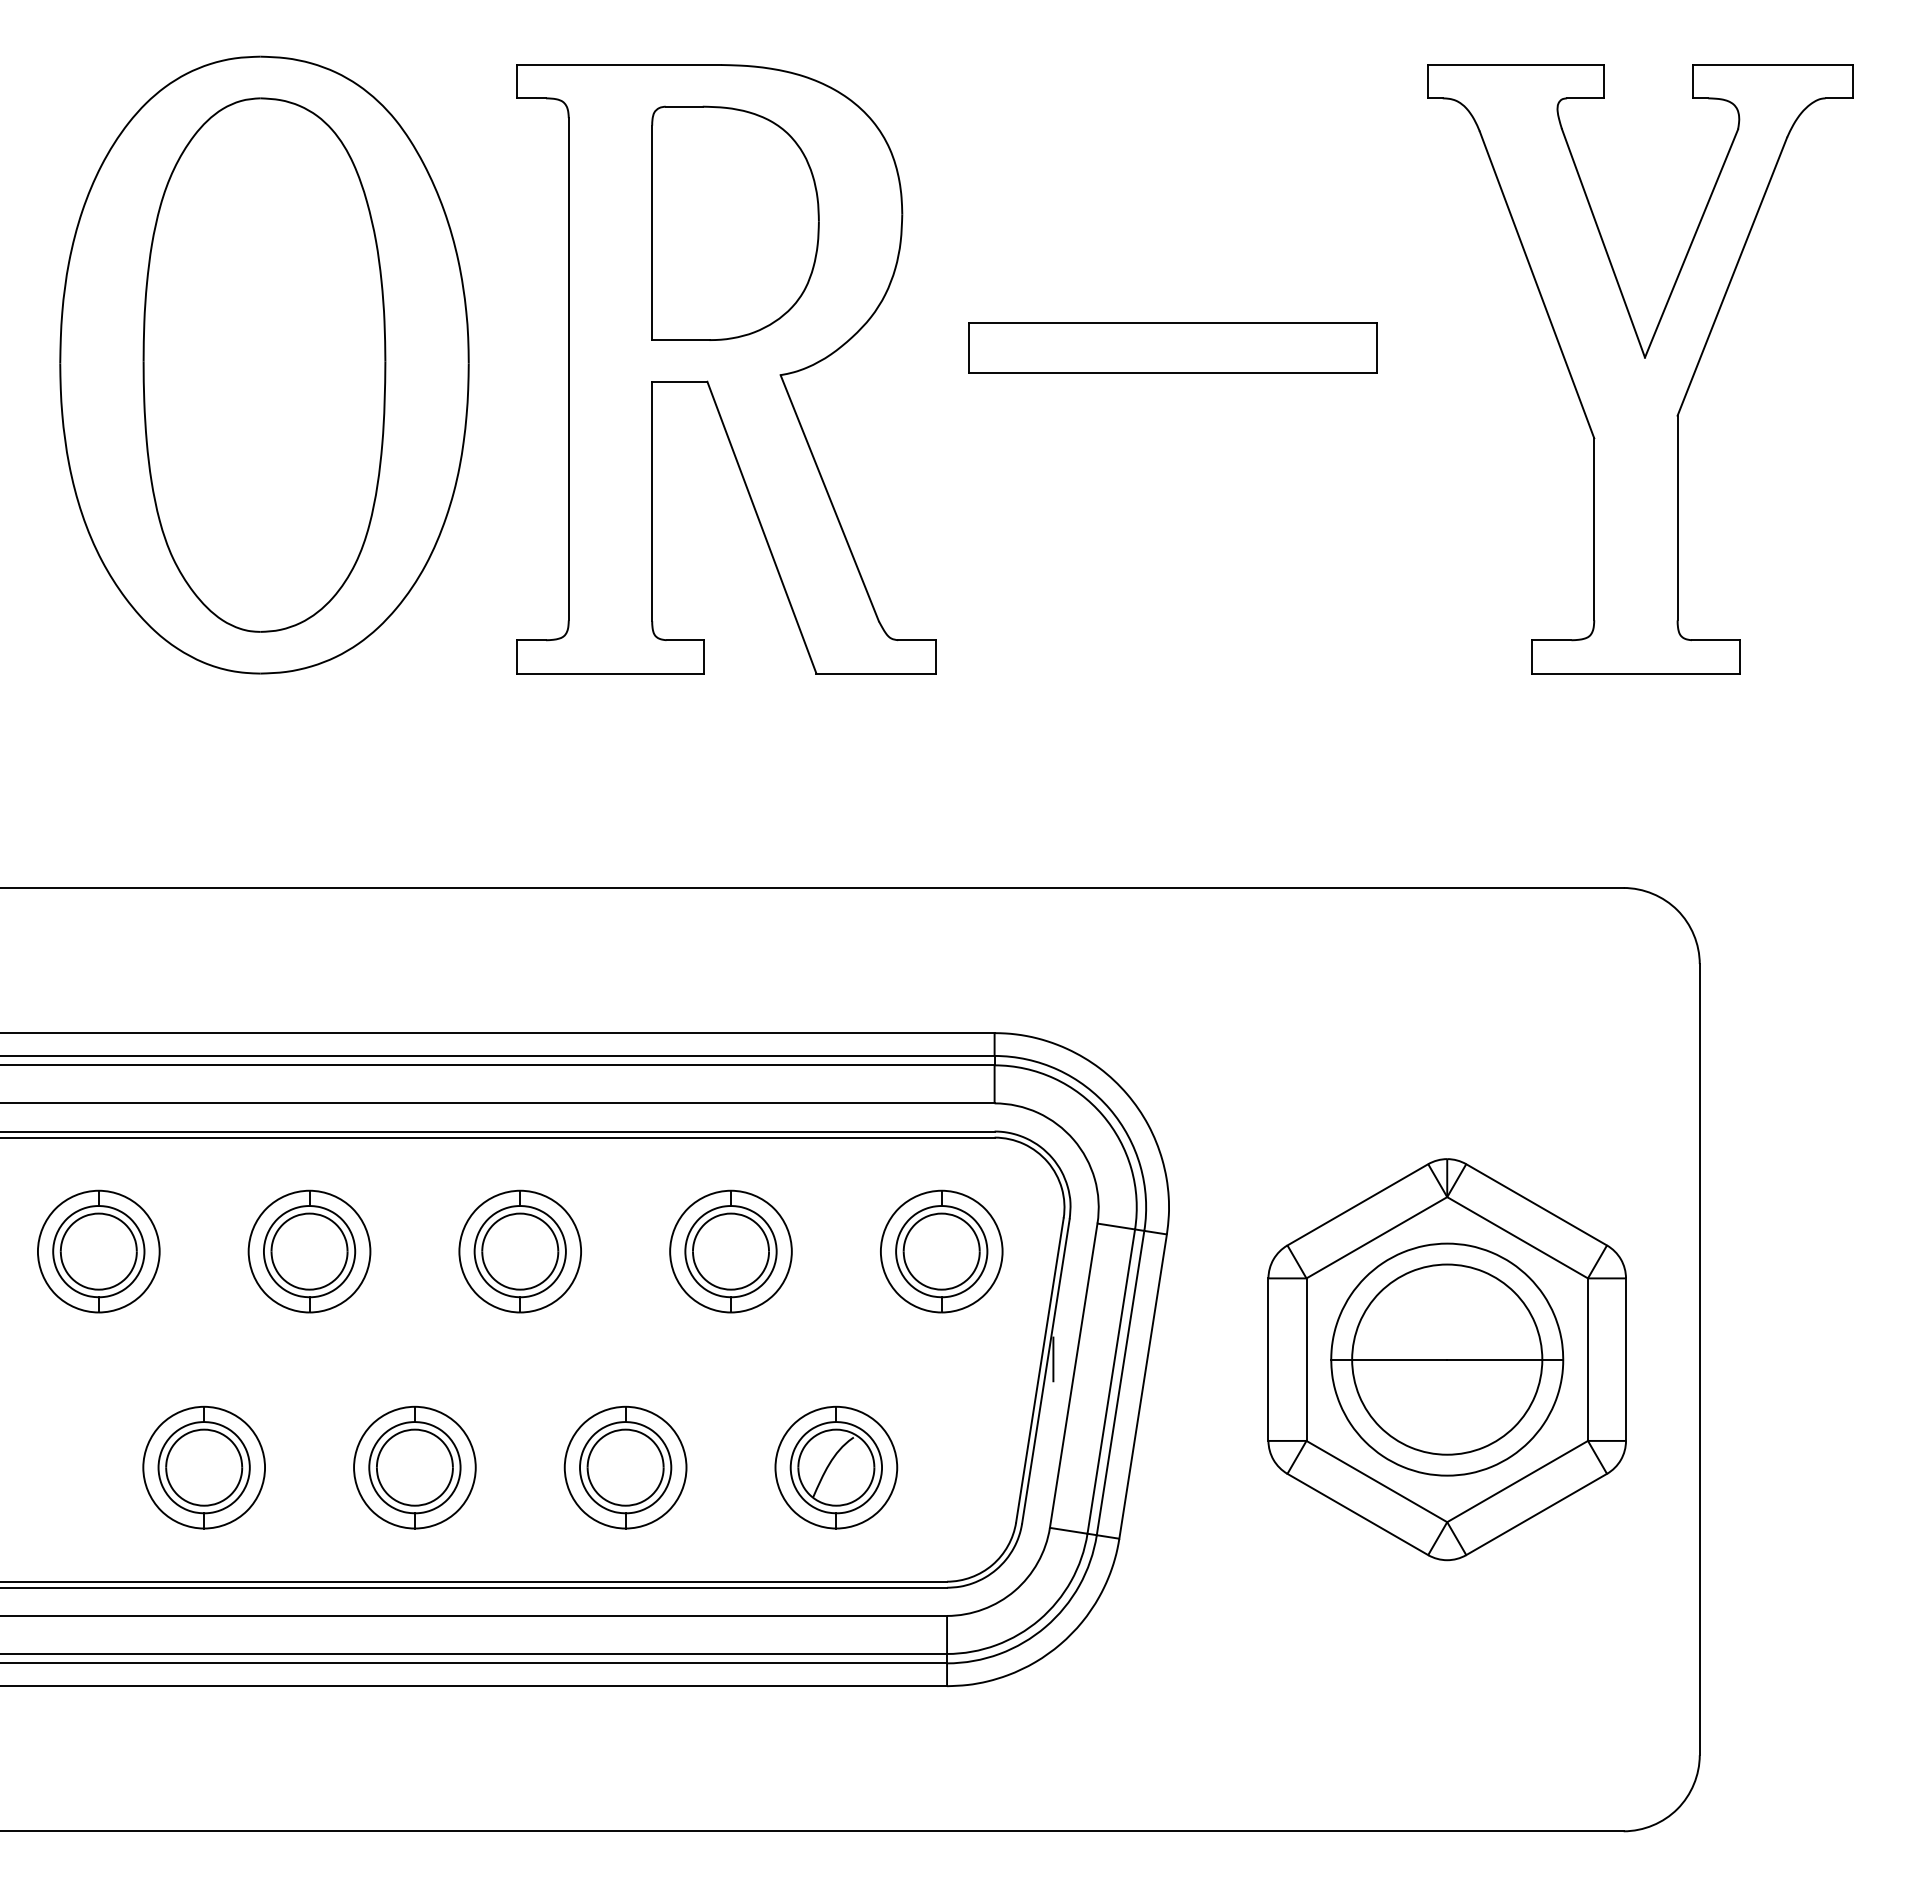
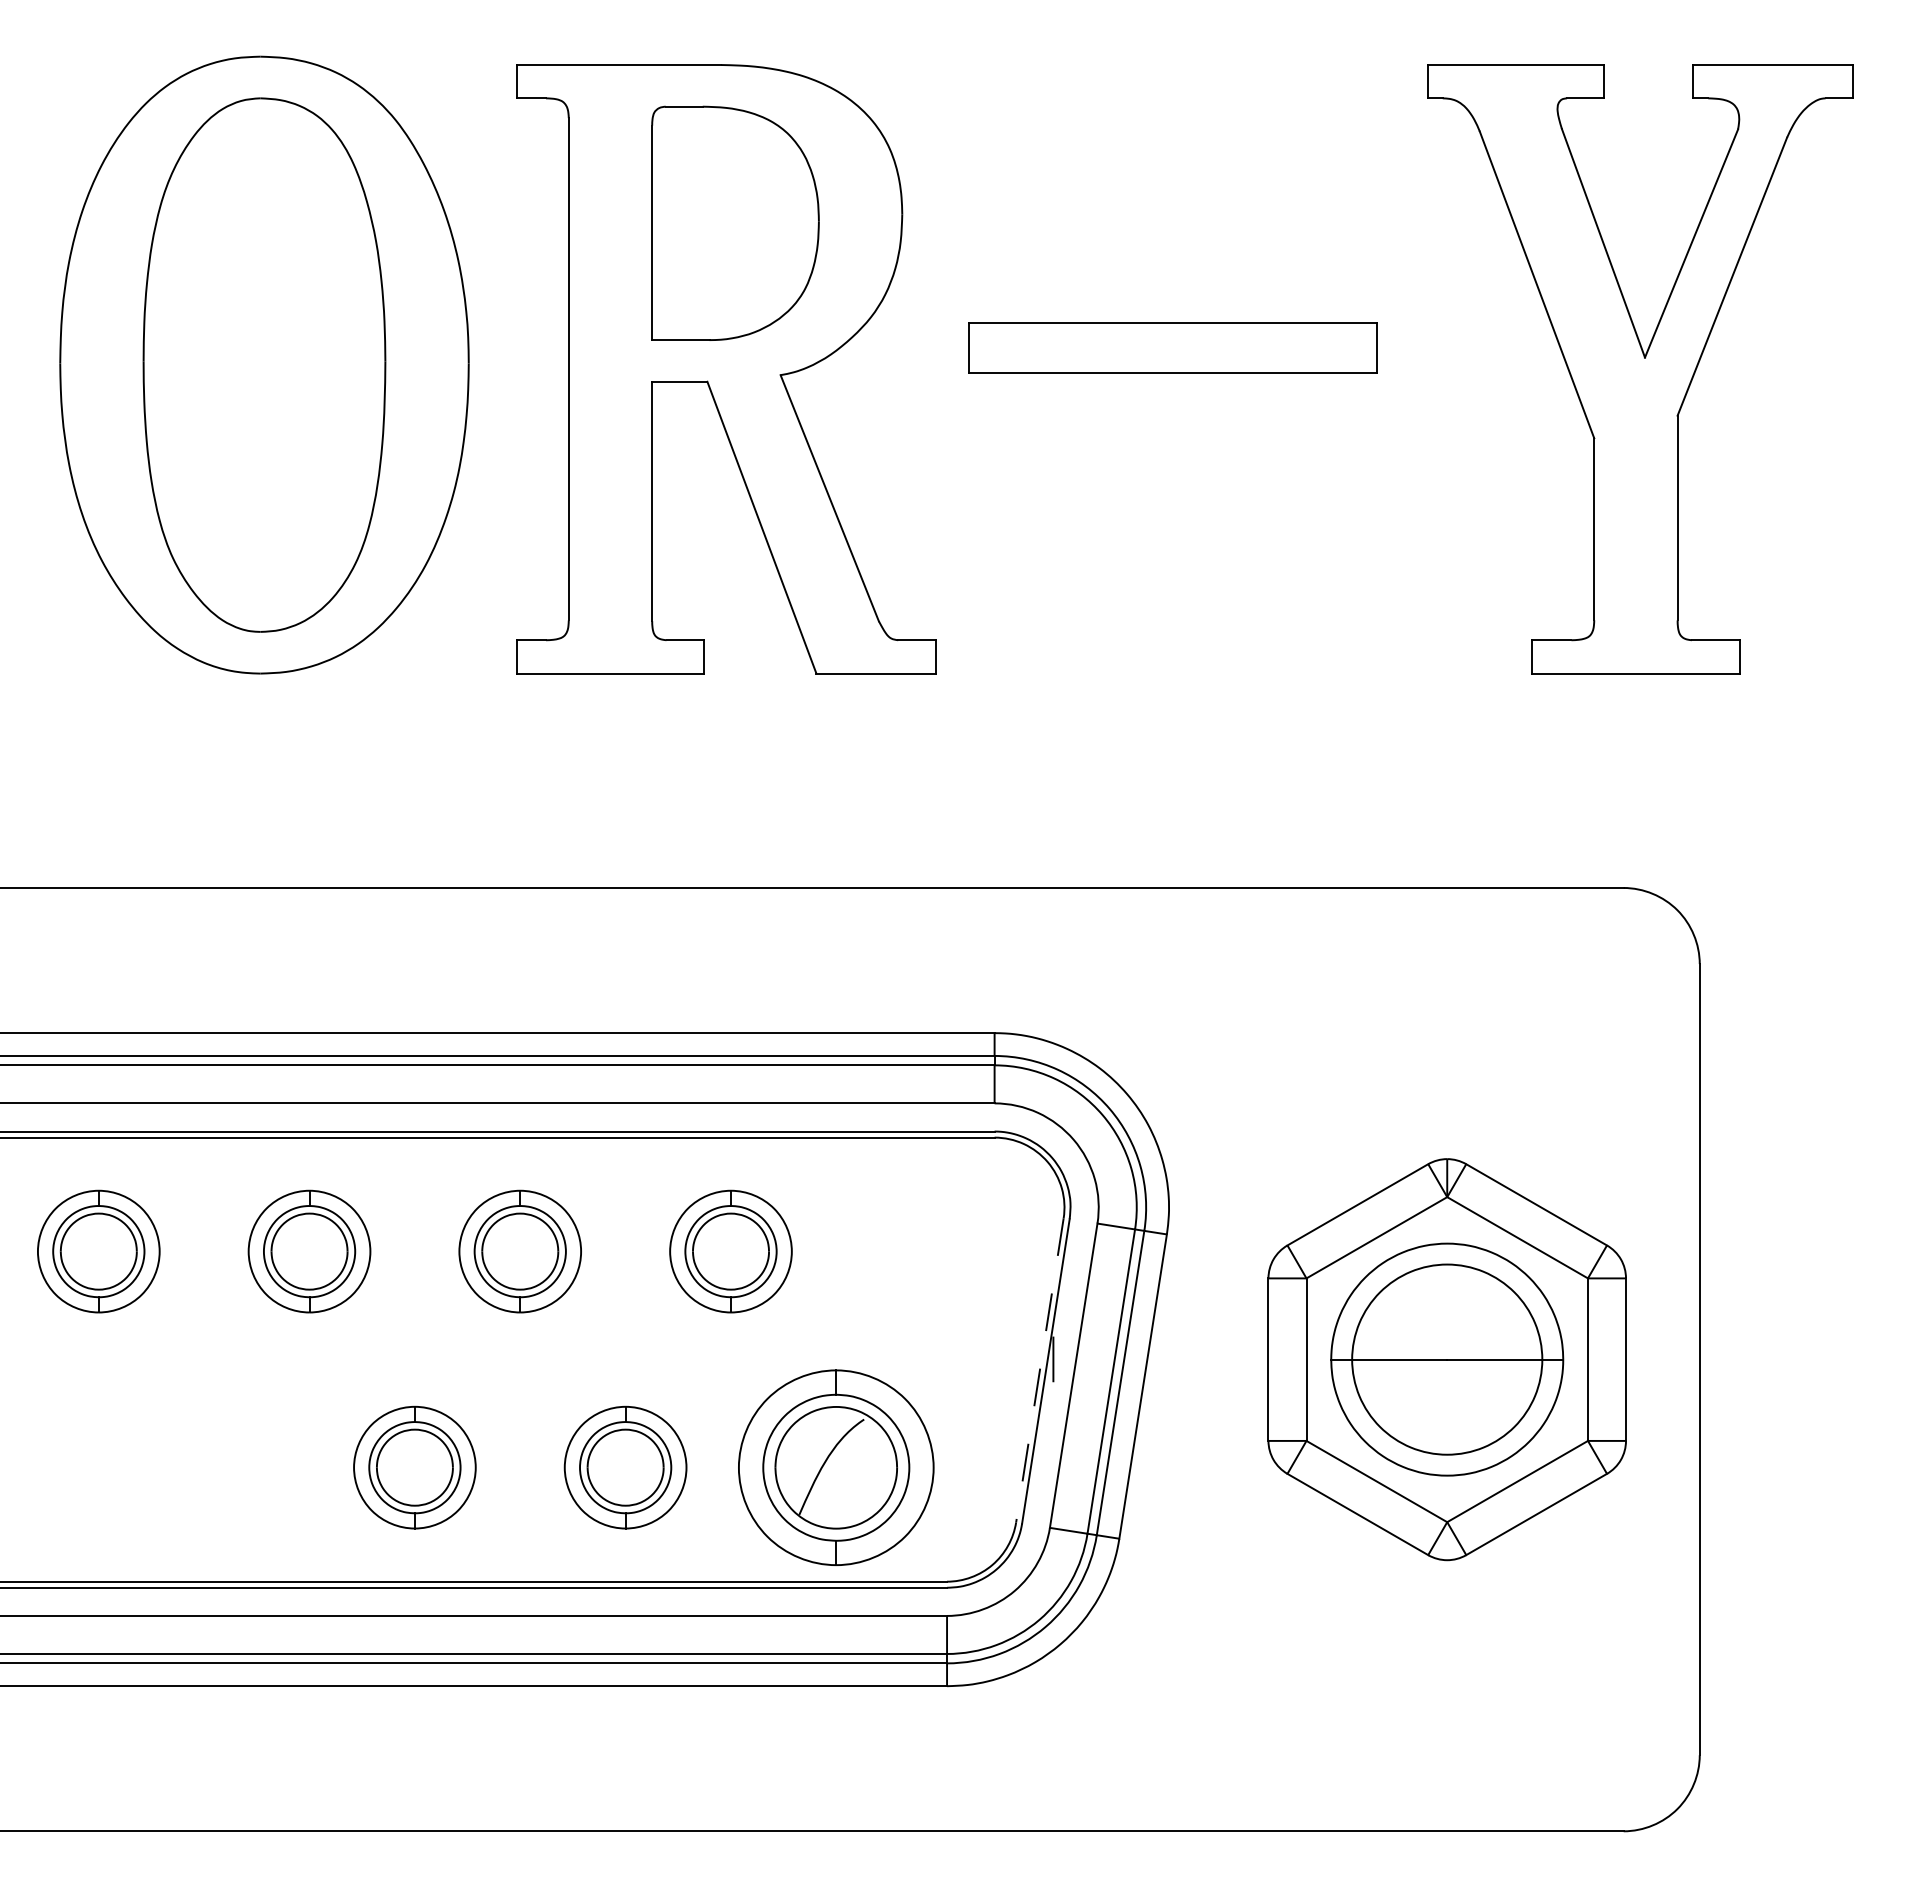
part: present -> none (941, 1251)
line: solid -> dashed (1039, 1370)
part: present -> none (203, 1467)
part size: 125x125 px -> 197x197 px (836, 1467)
